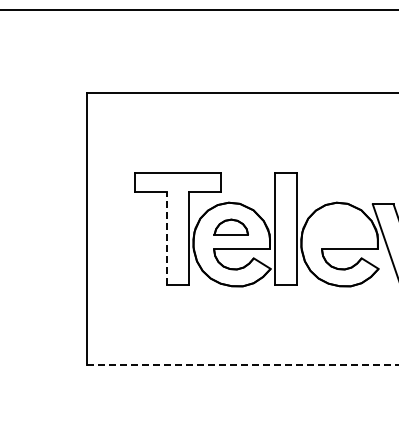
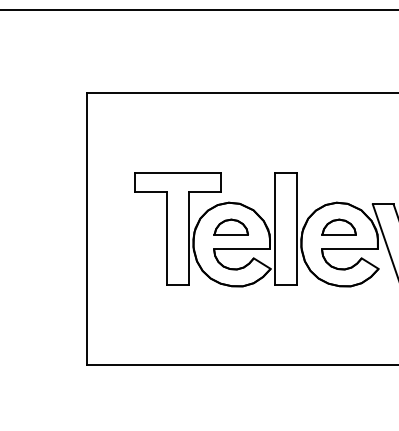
part: none -> present (338, 226)
line: dashed -> solid (166, 238)
line: dashed -> solid (242, 365)
